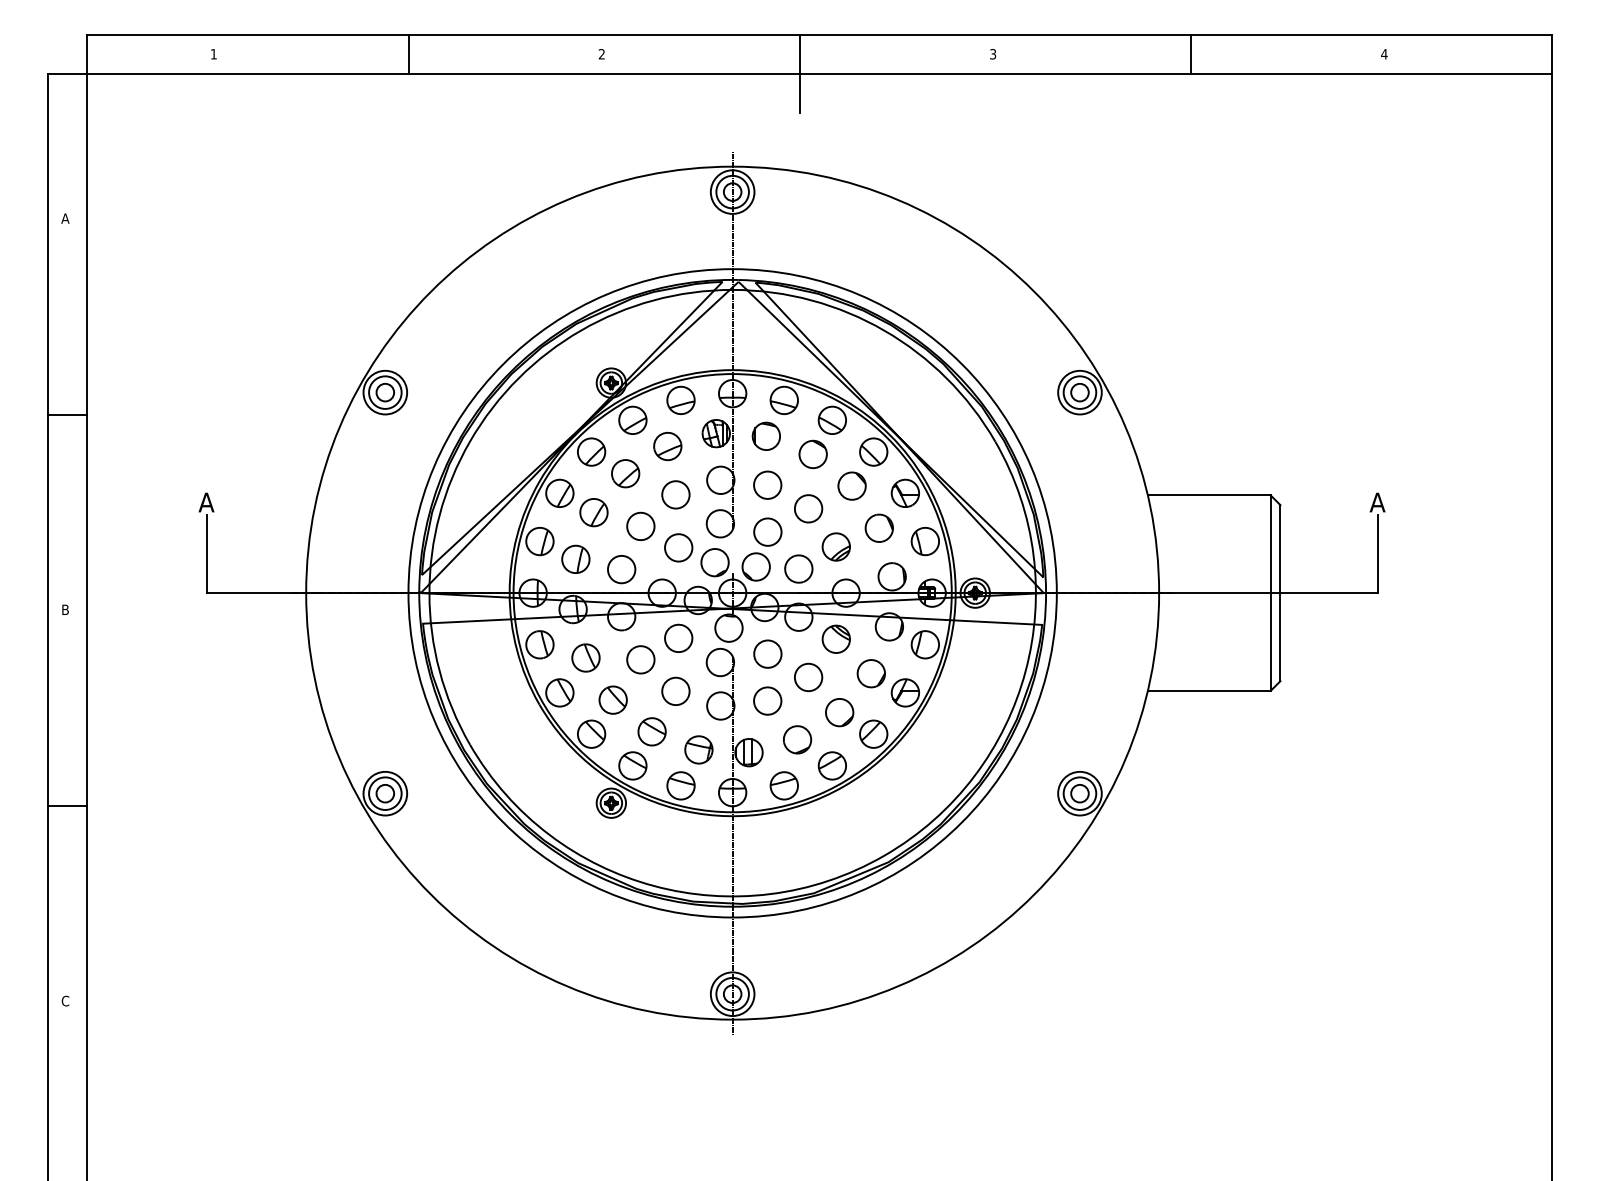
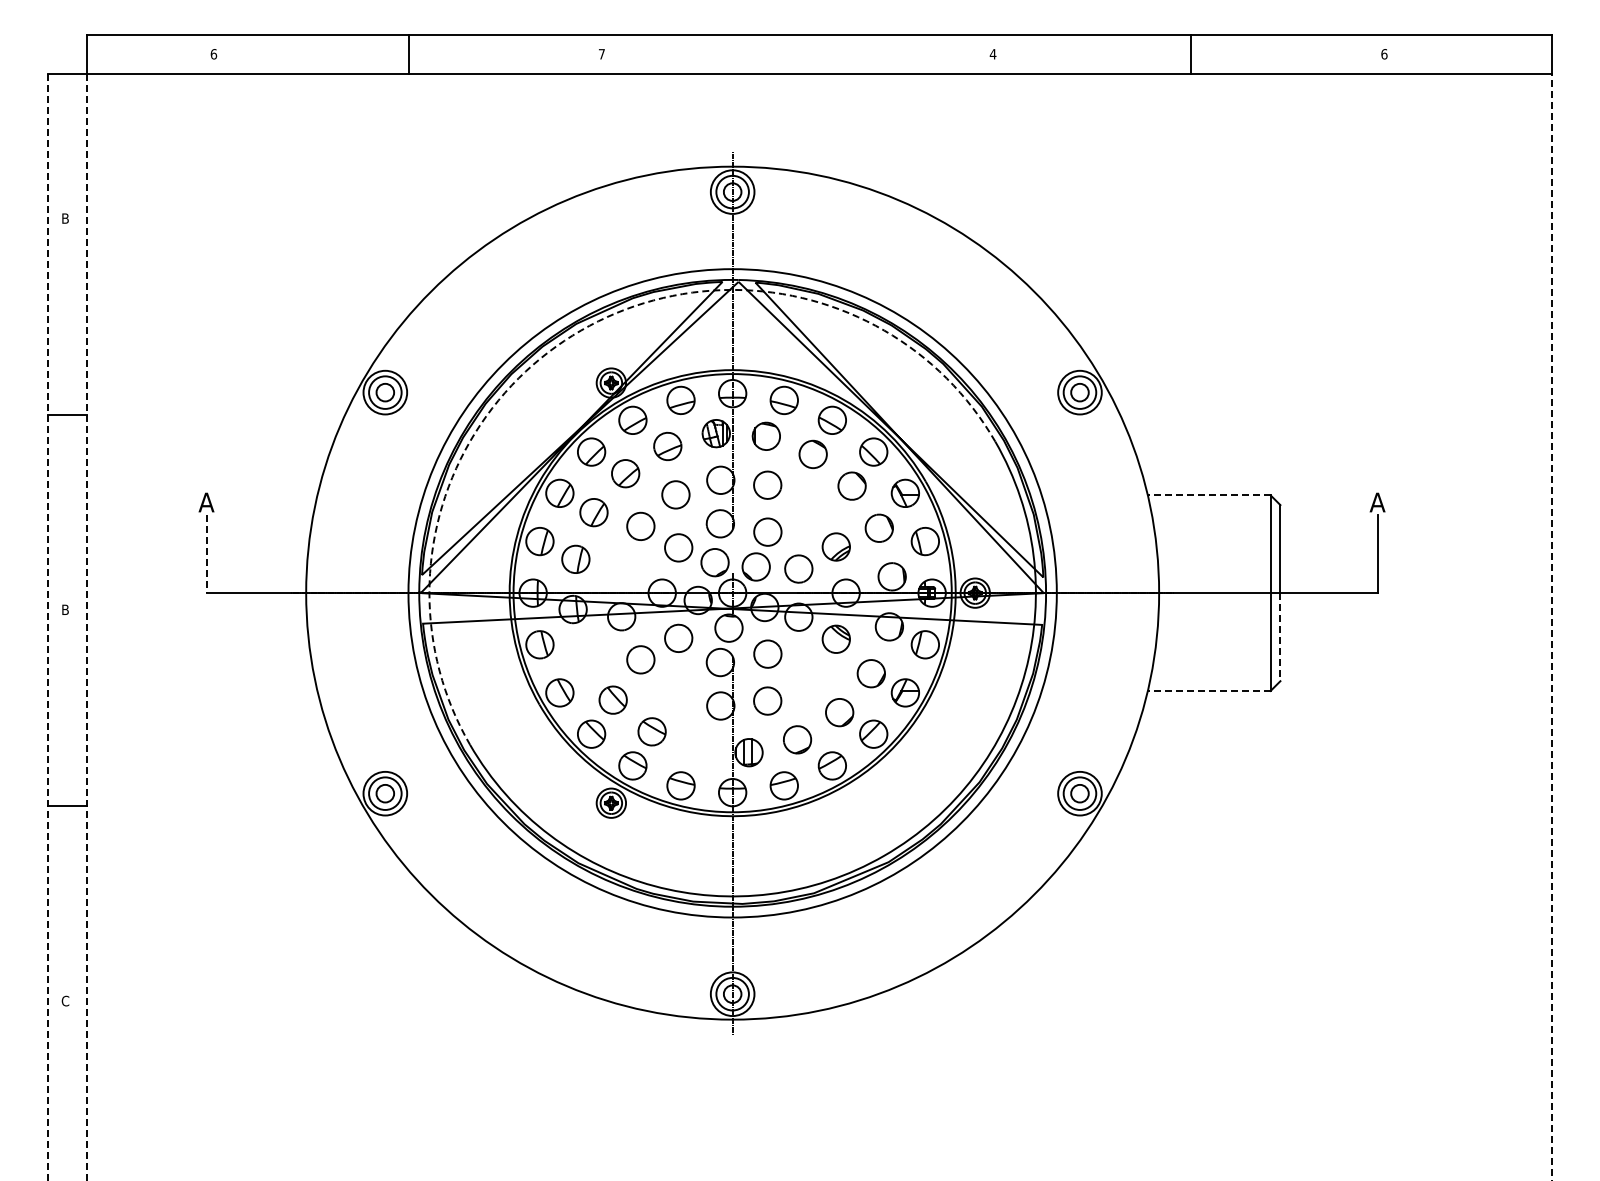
text: 1 -> 6 (213, 54)
text: 2 -> 7 (601, 54)
text: 3 -> 4 (992, 54)
text: 4 -> 6 (1384, 54)
line: present -> none (800, 74)
text: A -> B (65, 218)
arc: solid -> dashed (581, 330)
line: solid -> dashed (1208, 495)
part: present -> none (808, 508)
line: solid -> dashed (206, 554)
circle: present -> none (621, 569)
line: solid -> dashed (47, 627)
line: solid -> dashed (87, 627)
line: solid -> dashed (1552, 627)
line: solid -> dashed (1280, 637)
part: present -> none (585, 657)
circle: present -> none (808, 677)
part: present -> none (675, 690)
line: solid -> dashed (1208, 690)
part: present -> none (698, 749)
